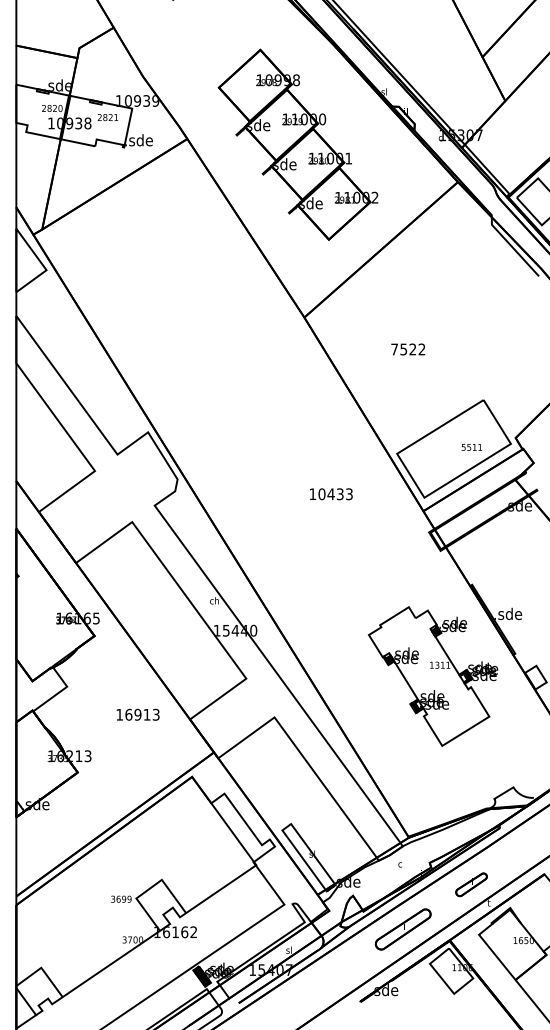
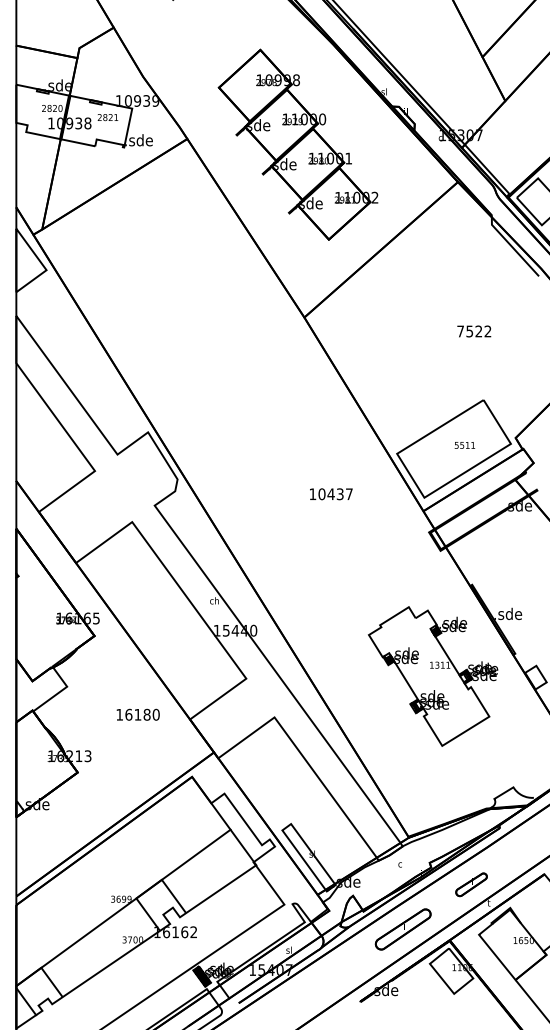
text position: (408, 349) -> (474, 331) (474, 331)
text position: (471, 447) -> (464, 445) (464, 445)
text: 10433 -> 10437 (349, 494)
text: 16913 -> 16180 (146, 714)
line: none -> present (123, 907)
